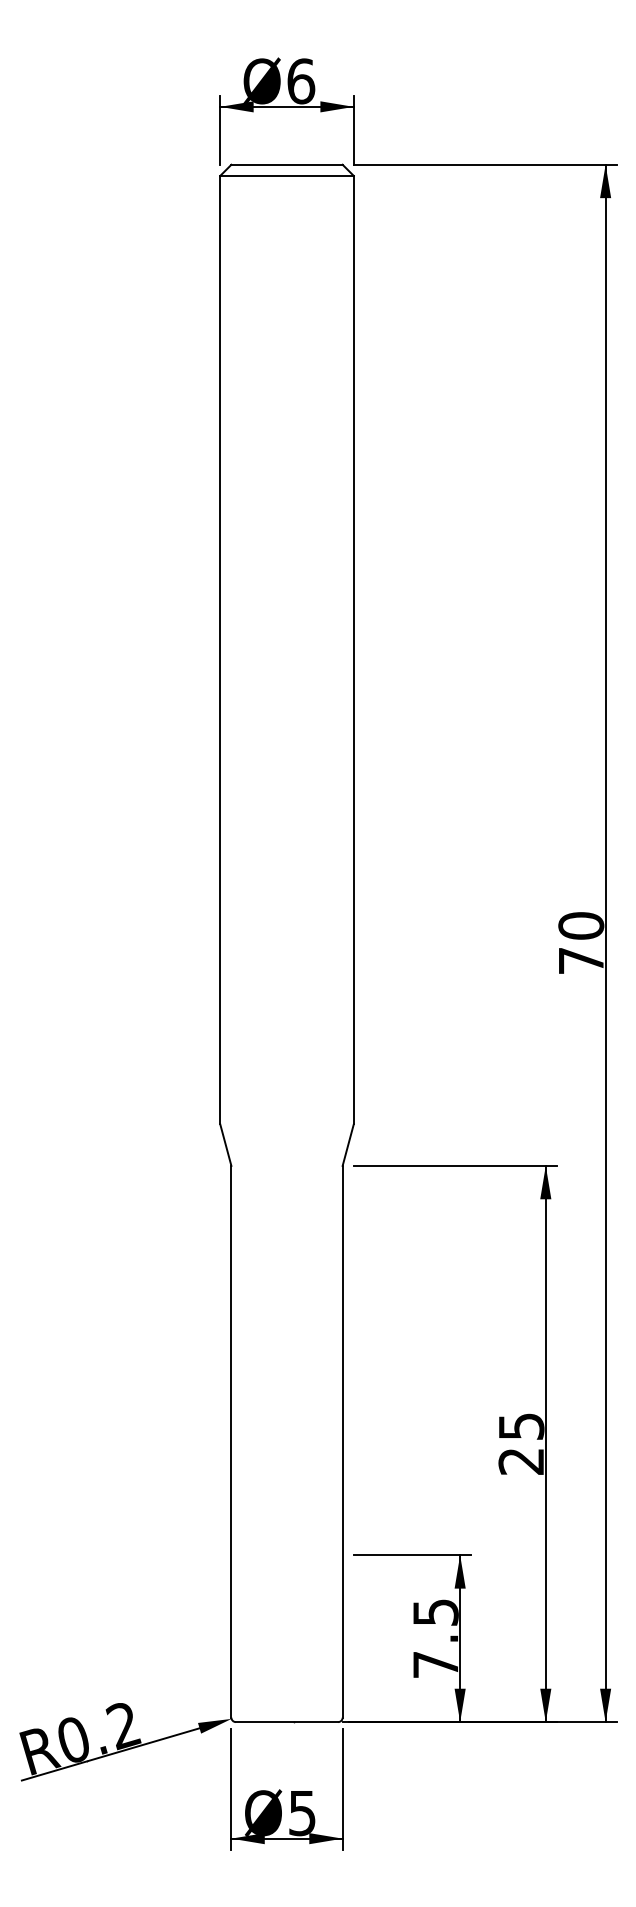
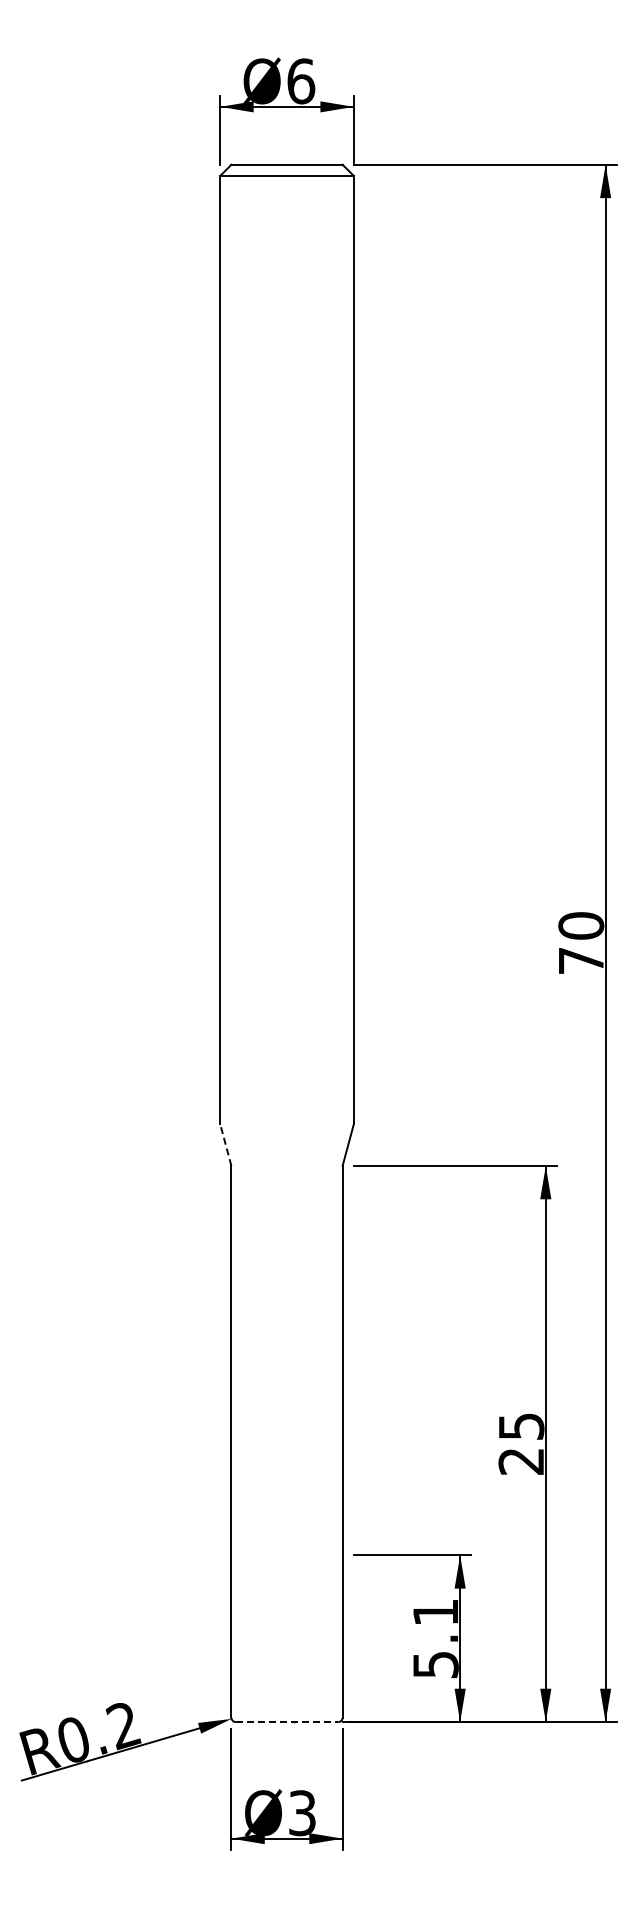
line: solid -> dashed (225, 1144)
text: 7.5 -> 5.1 (435, 1638)
line: solid -> dashed (287, 1722)
text: 5 -> 3 (302, 1812)
